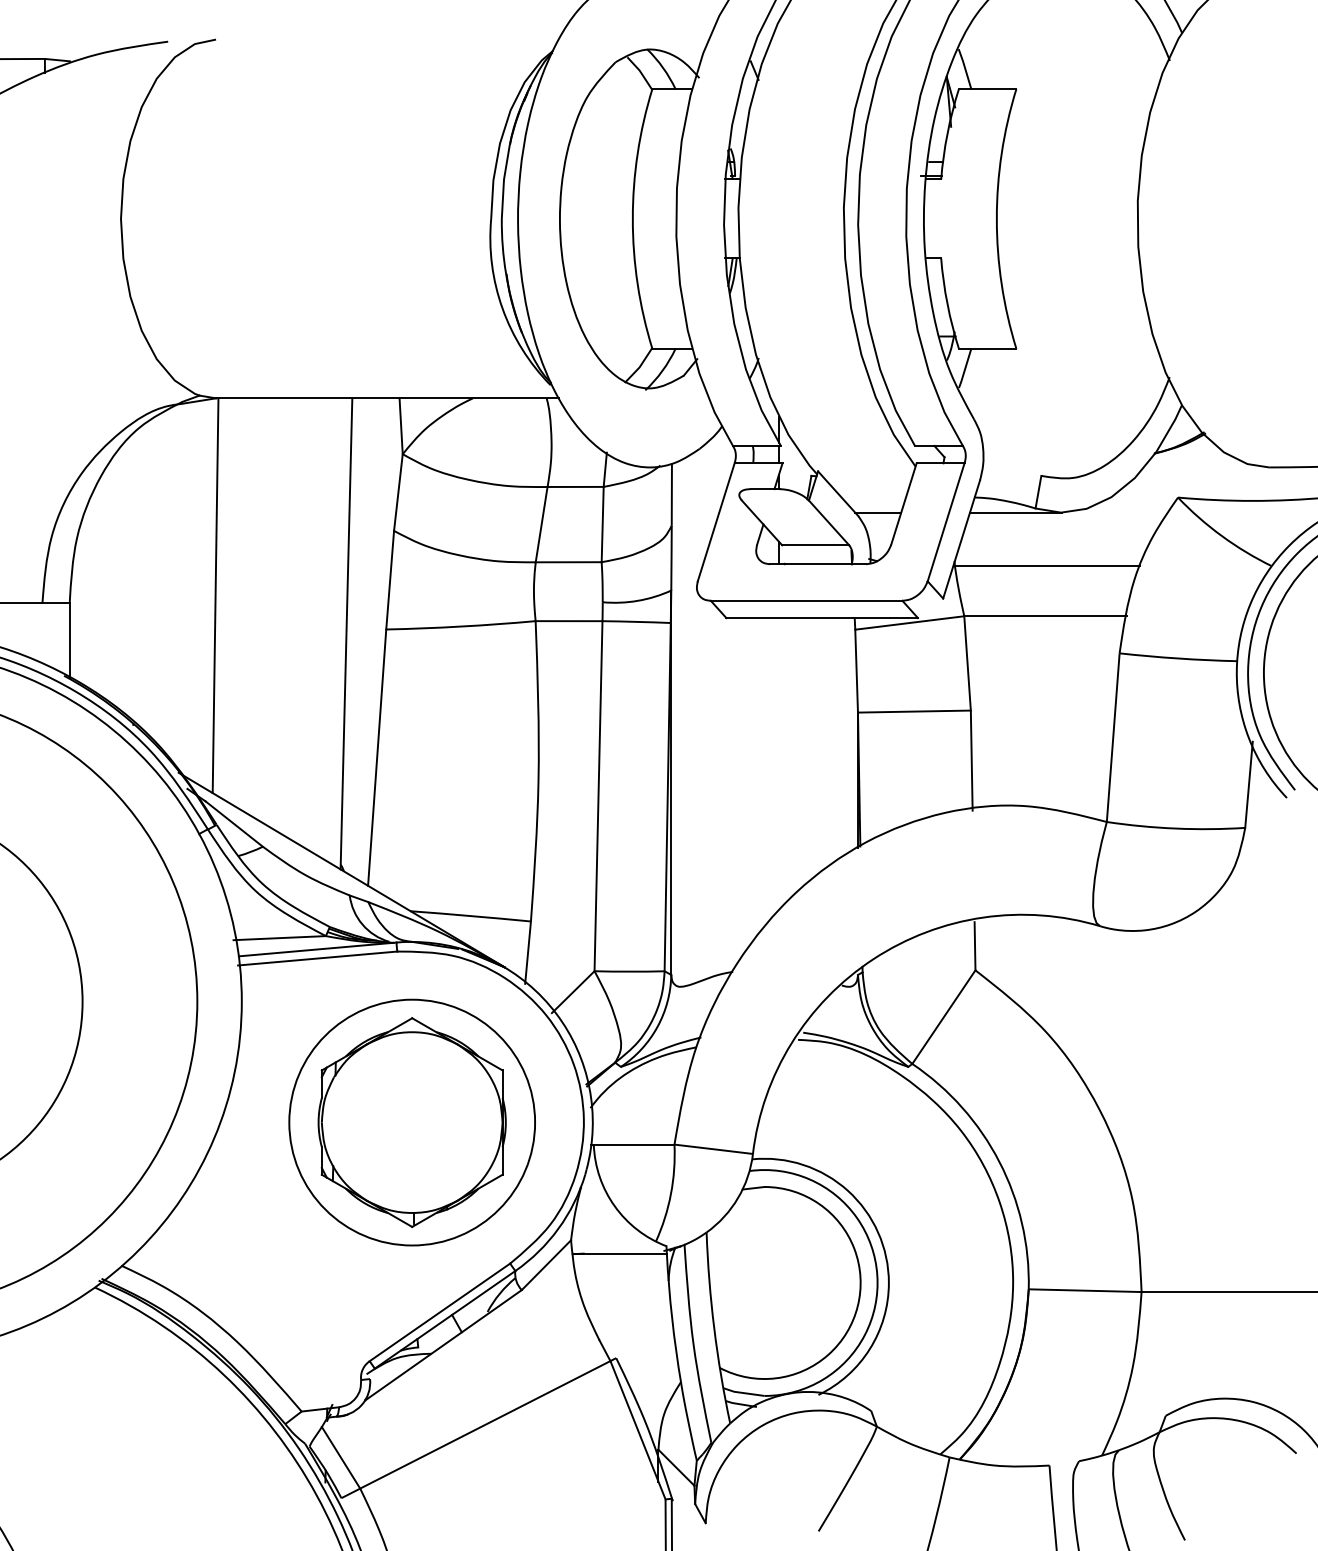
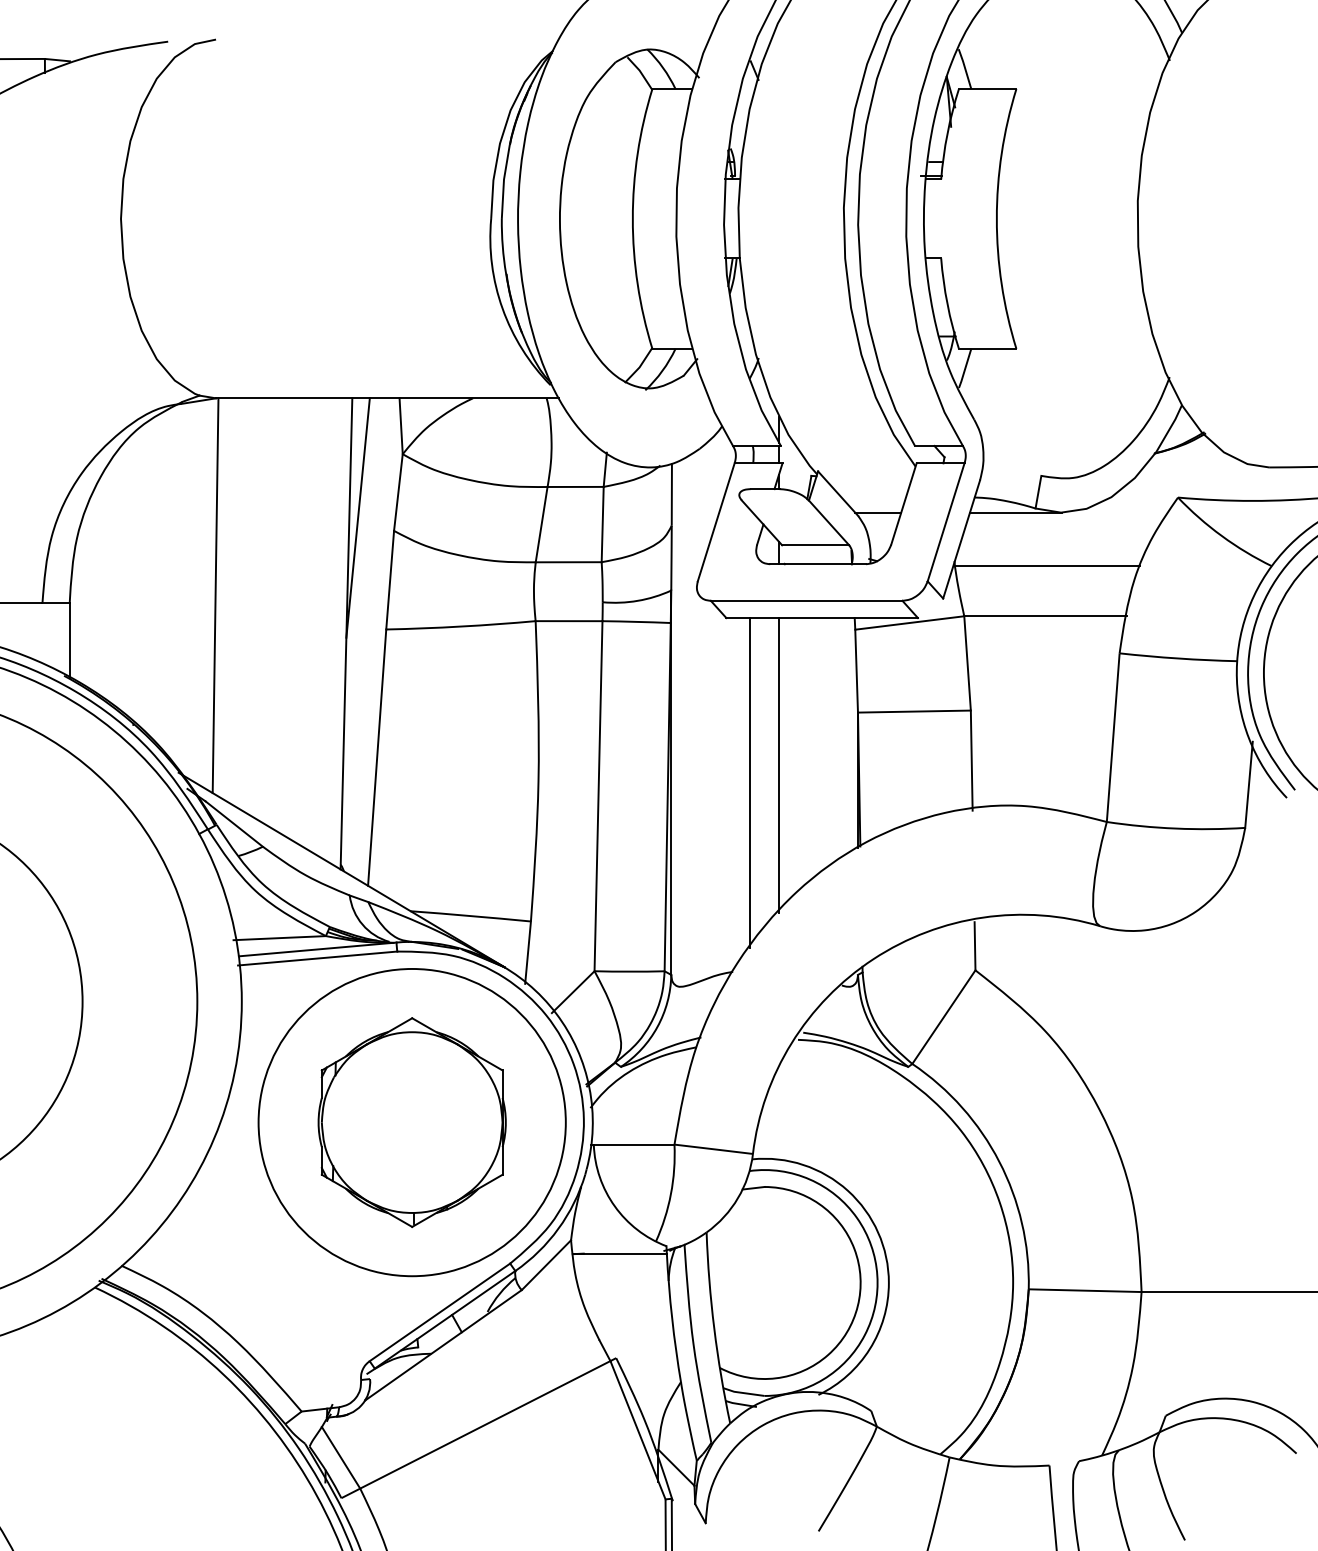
line: none -> present (357, 517)
line: none -> present (778, 765)
line: none -> present (750, 782)
circle diameter: 246 px -> 307 px (411, 1122)
